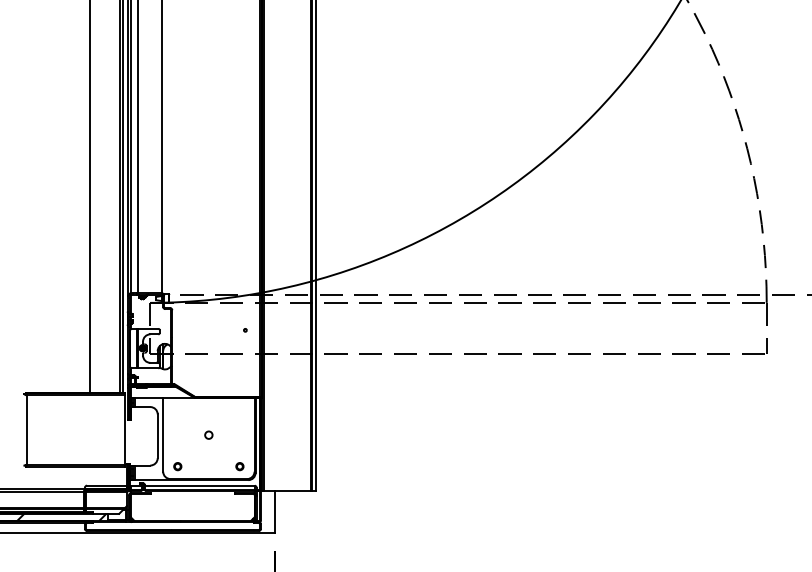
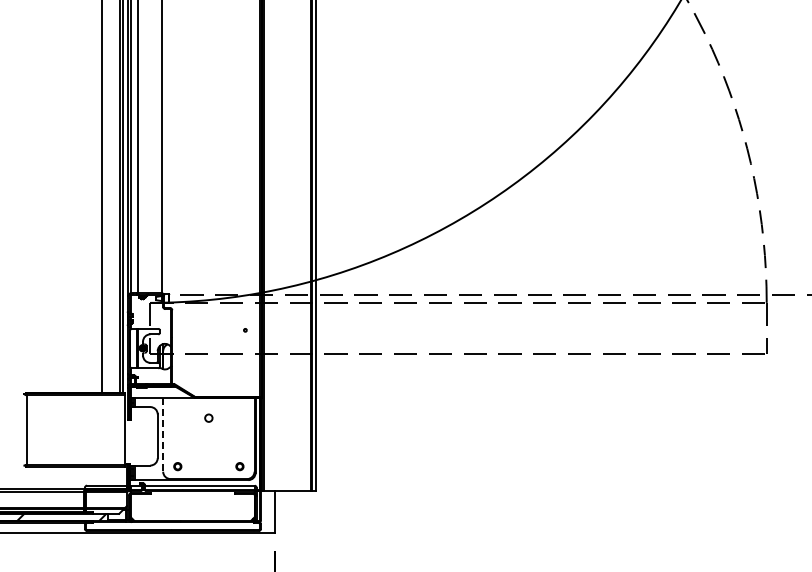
line position: (89, 197) -> (101, 197) (101, 197)
circle position: (208, 434) -> (208, 417) (208, 417)
line: solid -> dashed (163, 435)
